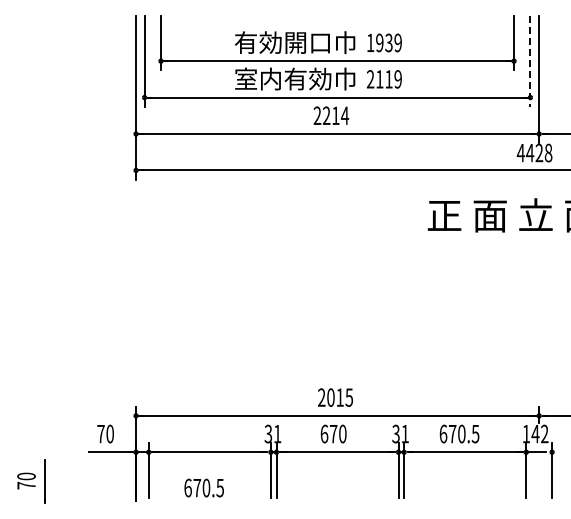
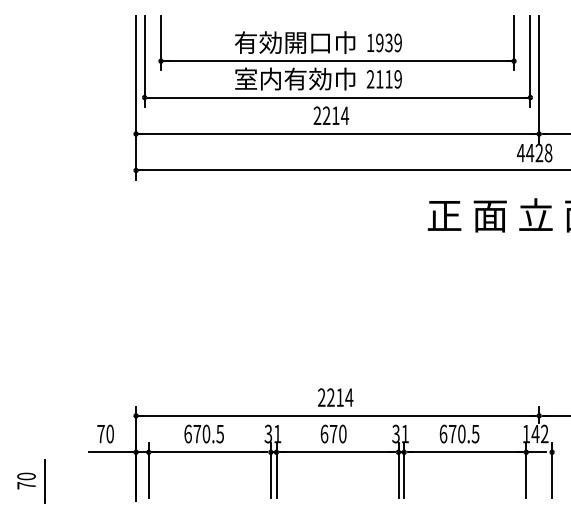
line: dashed -> solid (530, 61)
text: 2015 -> 2214 (340, 397)
text position: (203, 487) -> (203, 433) (203, 433)
